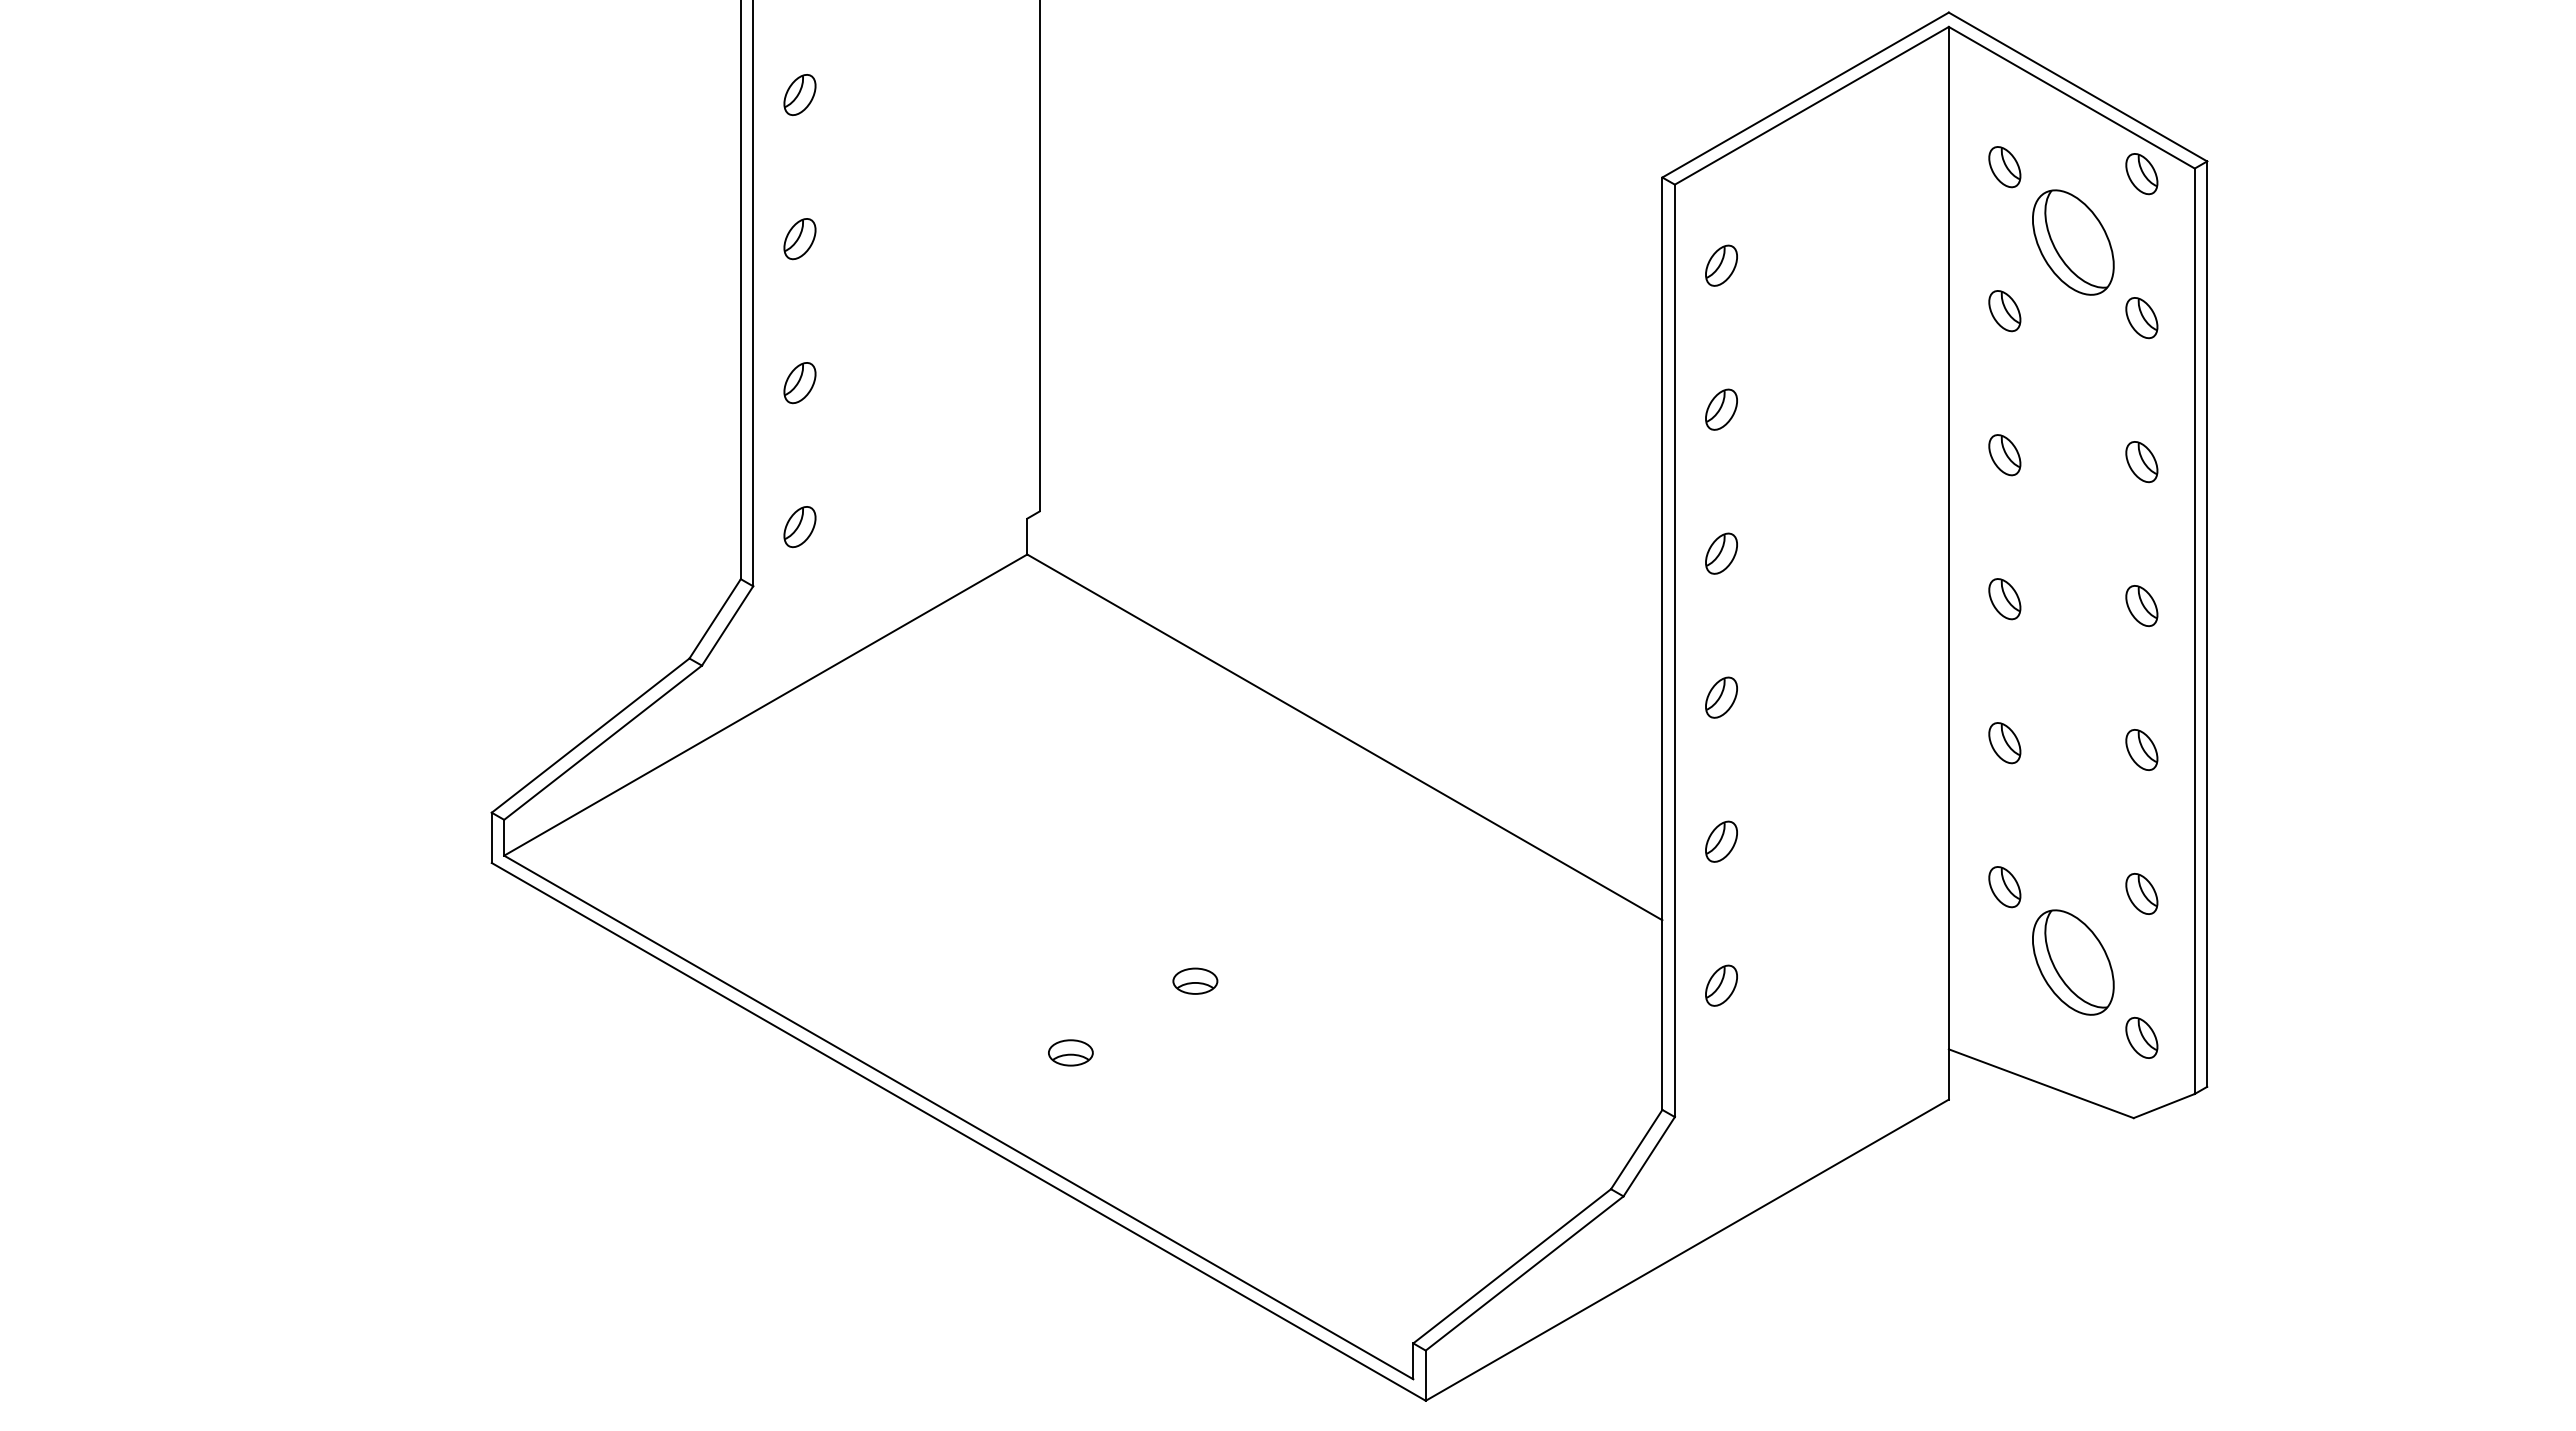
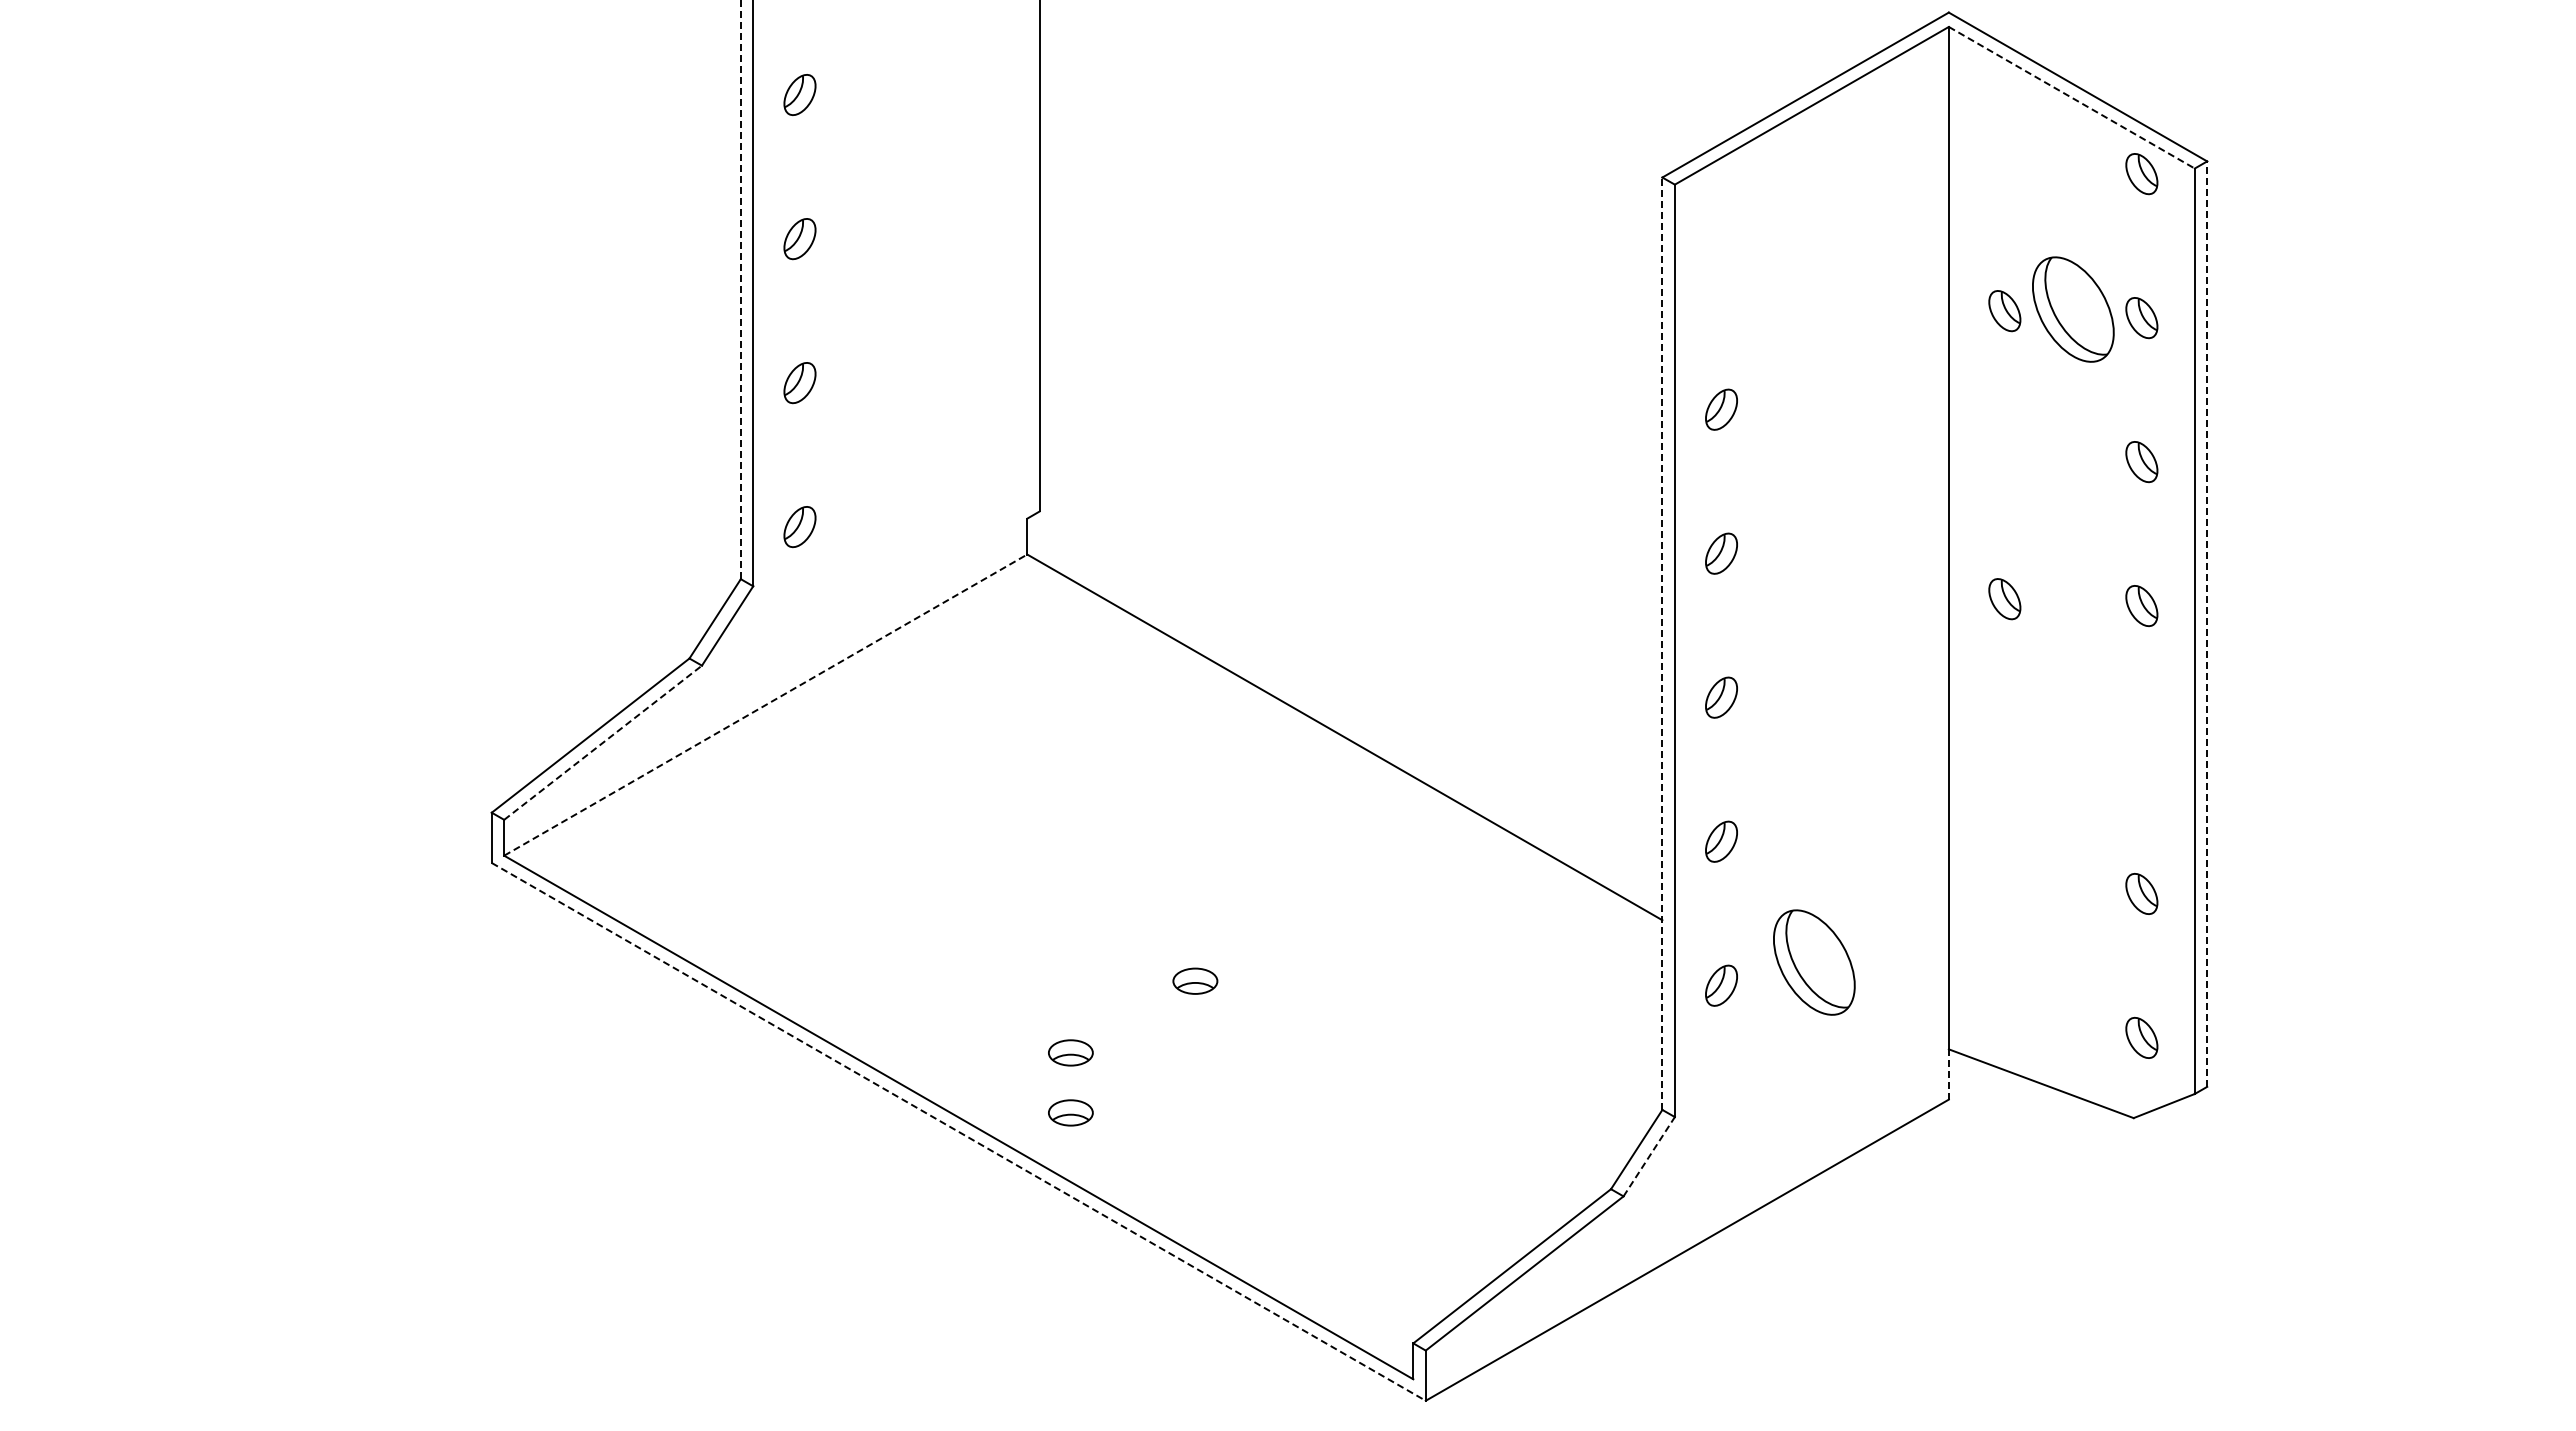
line: solid -> dashed (2071, 97)
part: present -> none (2004, 167)
part position: (2073, 242) -> (2073, 309) (2073, 309)
part: present -> none (1721, 265)
line: solid -> dashed (740, 289)
part: present -> none (2004, 455)
line: solid -> dashed (2207, 624)
line: solid -> dashed (1662, 643)
line: solid -> dashed (765, 705)
line: solid -> dashed (603, 742)
part: present -> none (2004, 743)
part: present -> none (2141, 749)
part: present -> none (2004, 887)
part position: (2073, 962) -> (1814, 962) (1814, 962)
line: solid -> dashed (1948, 1074)
part: none -> present (1070, 1112)
line: solid -> dashed (958, 1131)
line: solid -> dashed (1649, 1156)
